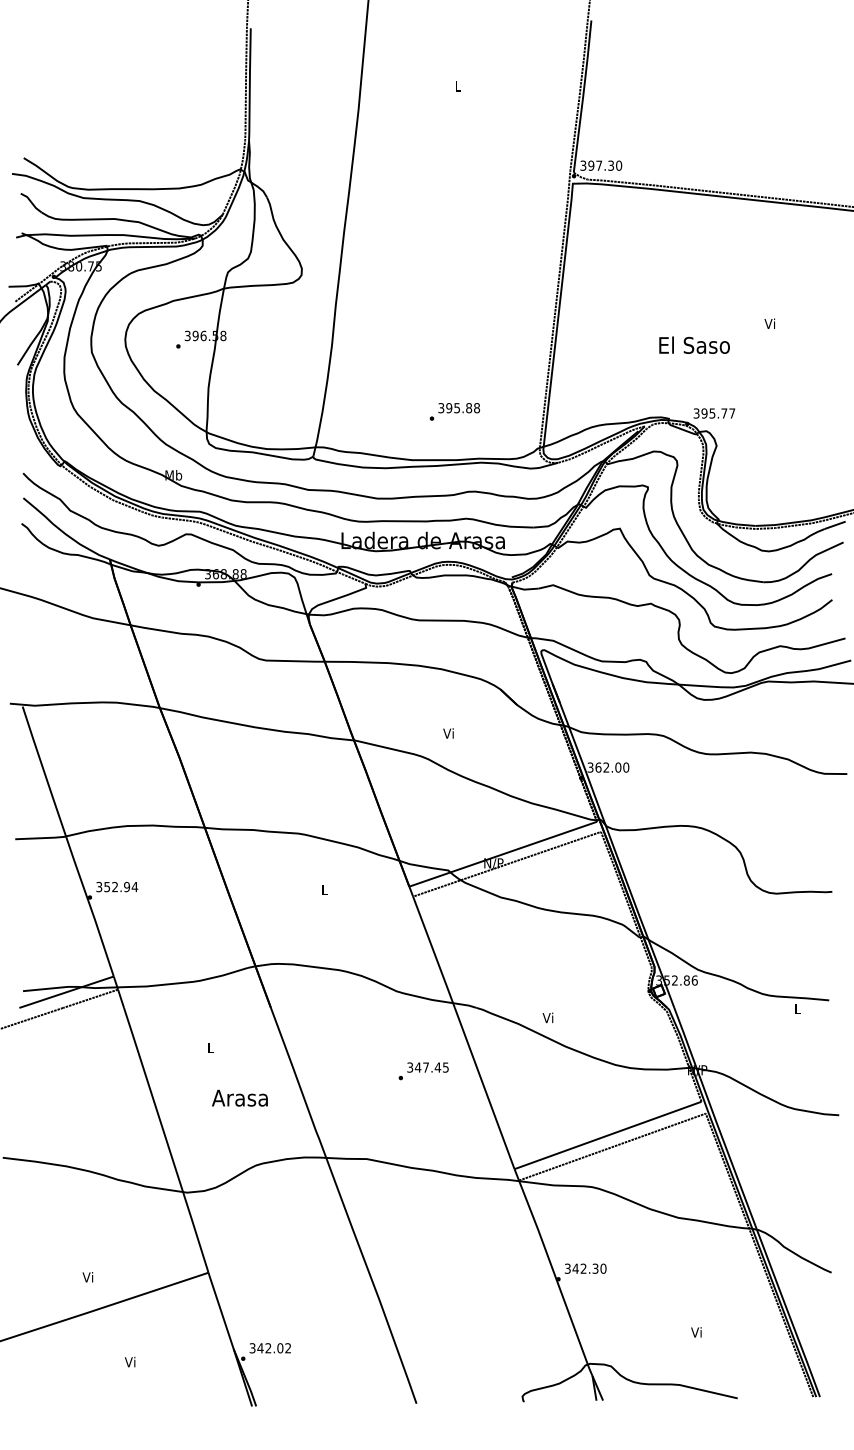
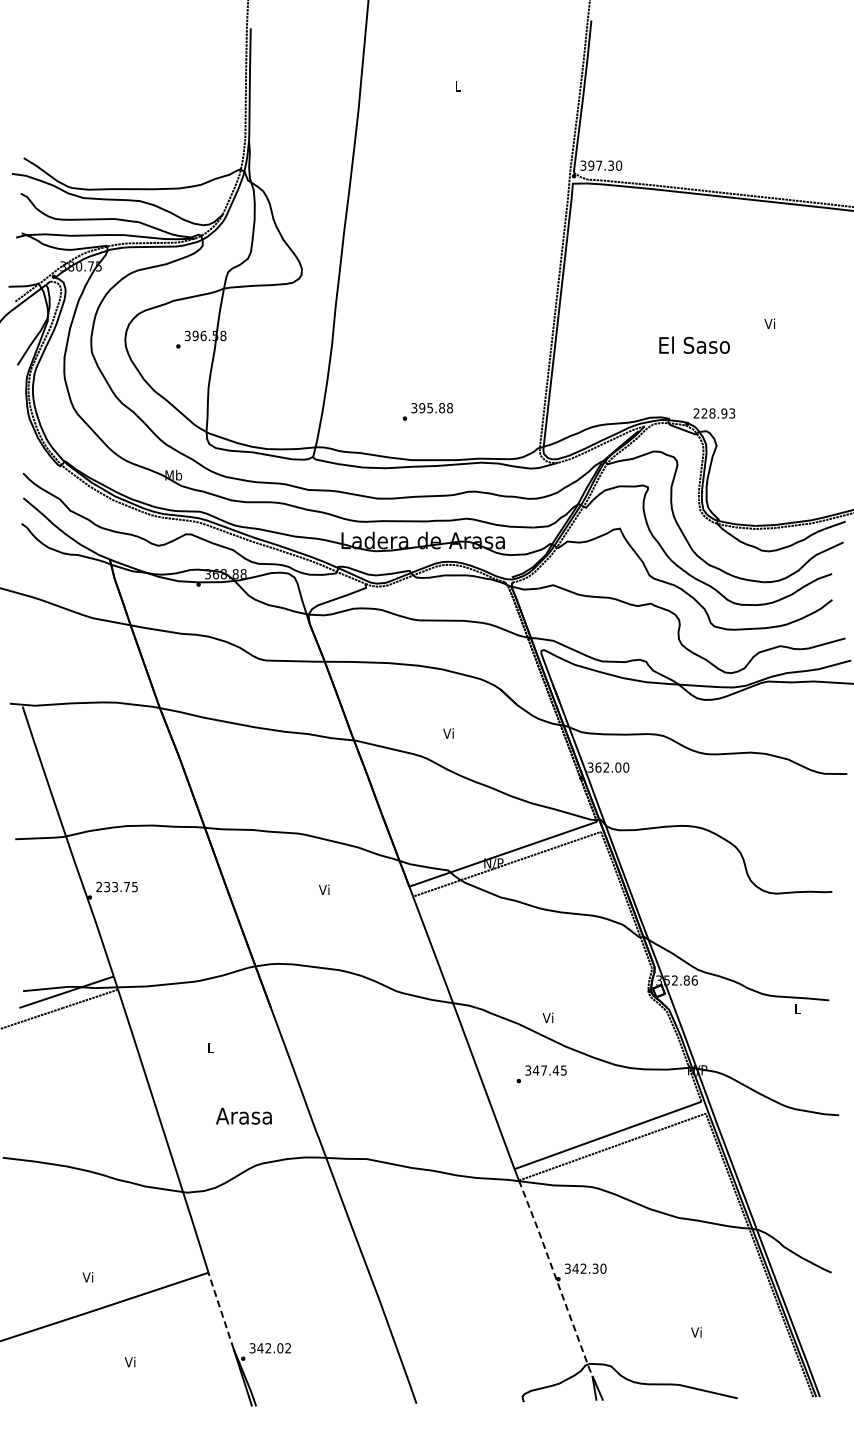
text position: (454, 411) -> (427, 411) (427, 411)
text: 395.77 -> 228.93 (714, 413)
text: 352.94 -> 233.75 (117, 886)
text: L -> Vi (324, 889)
text position: (423, 1071) -> (541, 1074) (541, 1074)
text position: (239, 1097) -> (243, 1115) (243, 1115)
line: solid -> dashed (556, 1279)
line: solid -> dashed (220, 1310)
